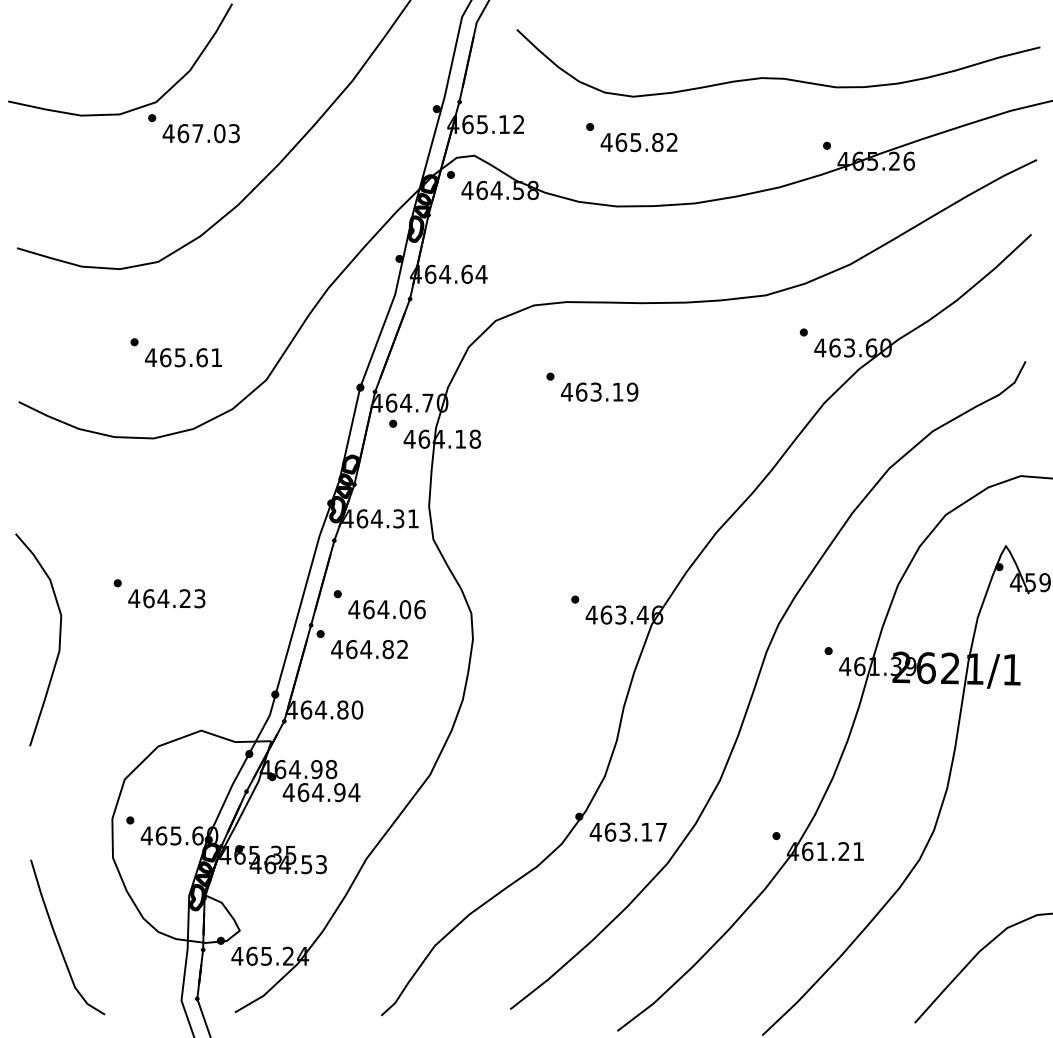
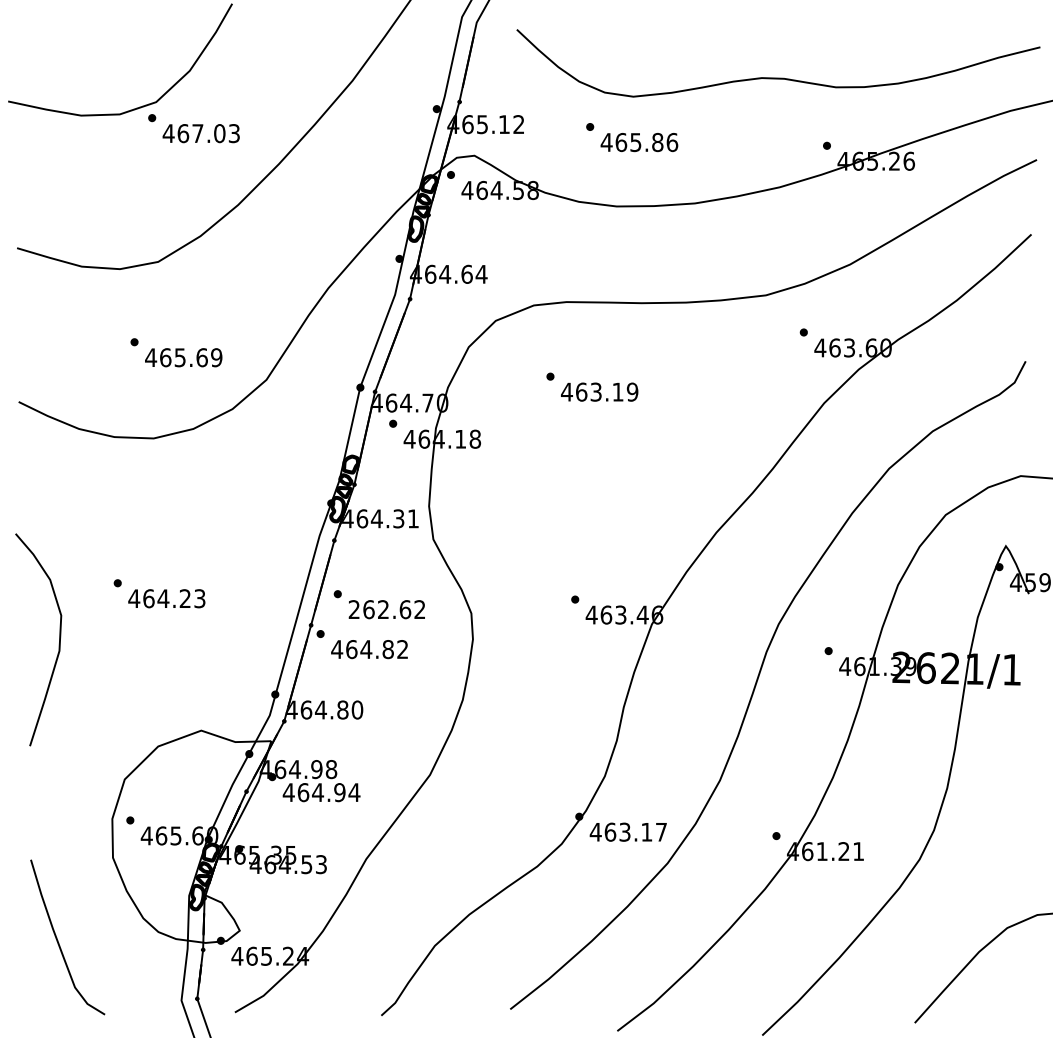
text: 465.82 -> 465.86 (672, 142)
text: 465.61 -> 465.69 (216, 357)
text: 464.06 -> 262.62 (386, 609)
